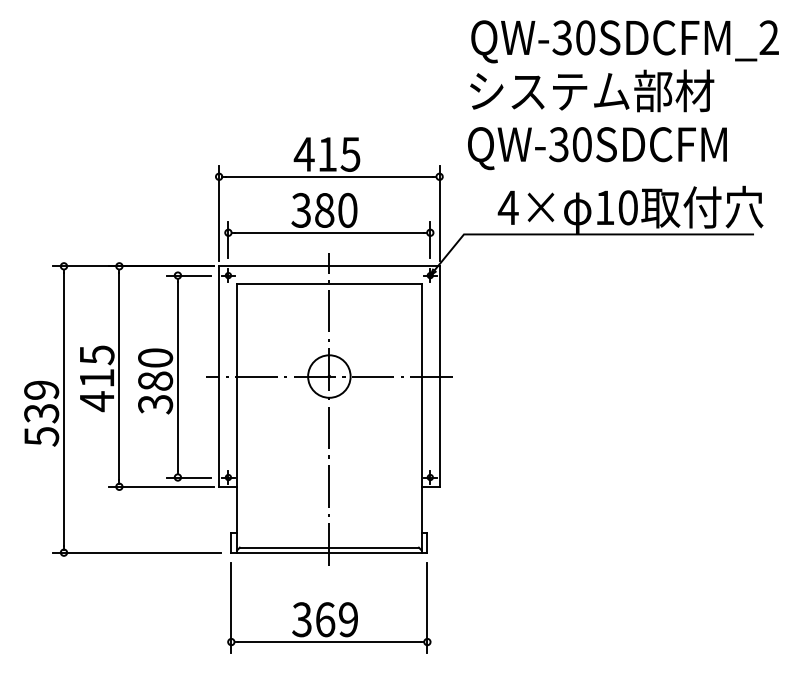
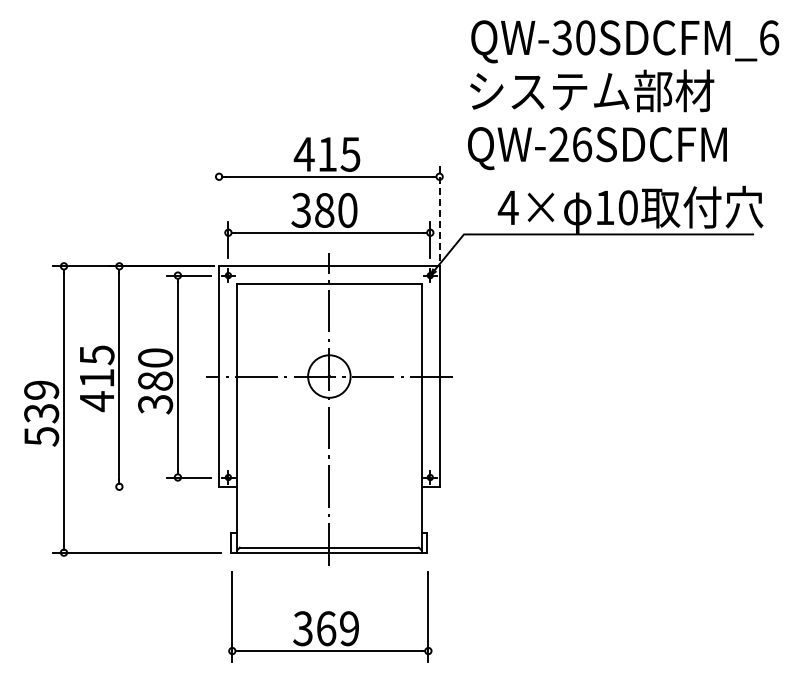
text: QW-30SDCFM_2 -> QW-30SDCFM_6 (769, 37)
text: QW-30SDCFM -> QW-26SDCFM (570, 144)
line: present -> none (219, 213)
line: solid -> dashed (439, 213)
line: present -> none (160, 486)
part position: (329, 607) -> (330, 616) (330, 616)
